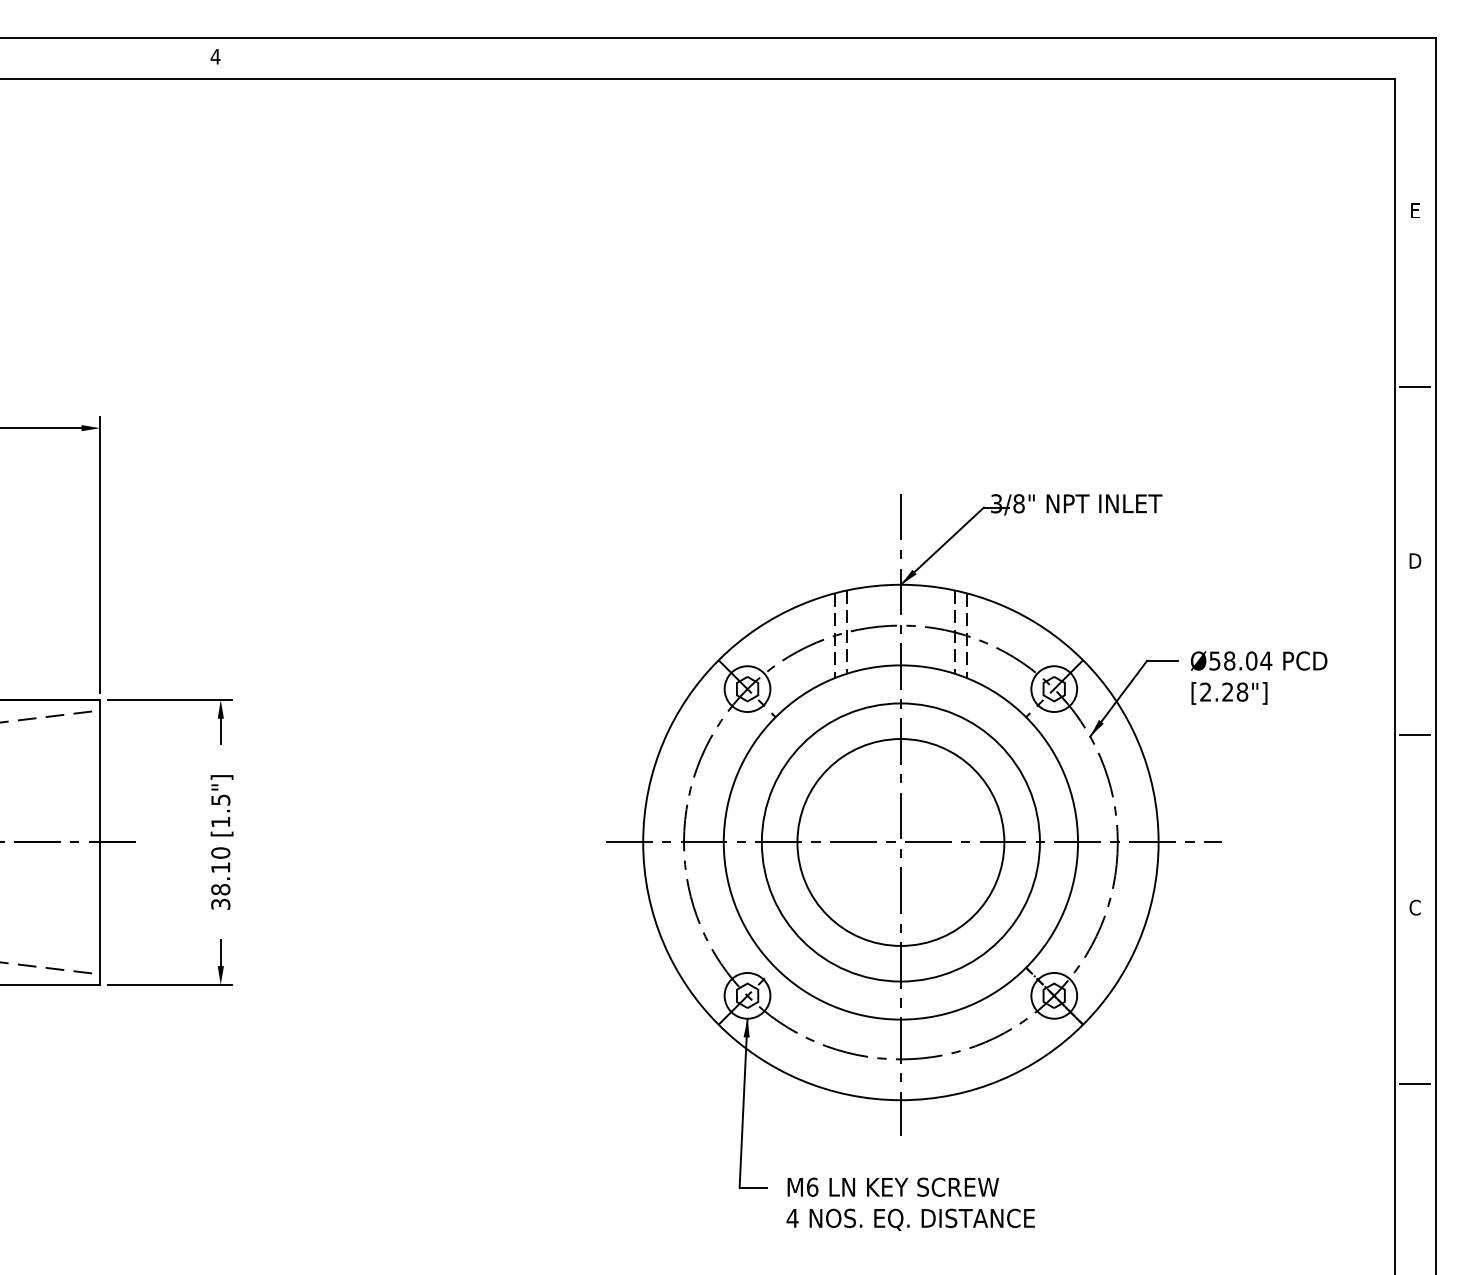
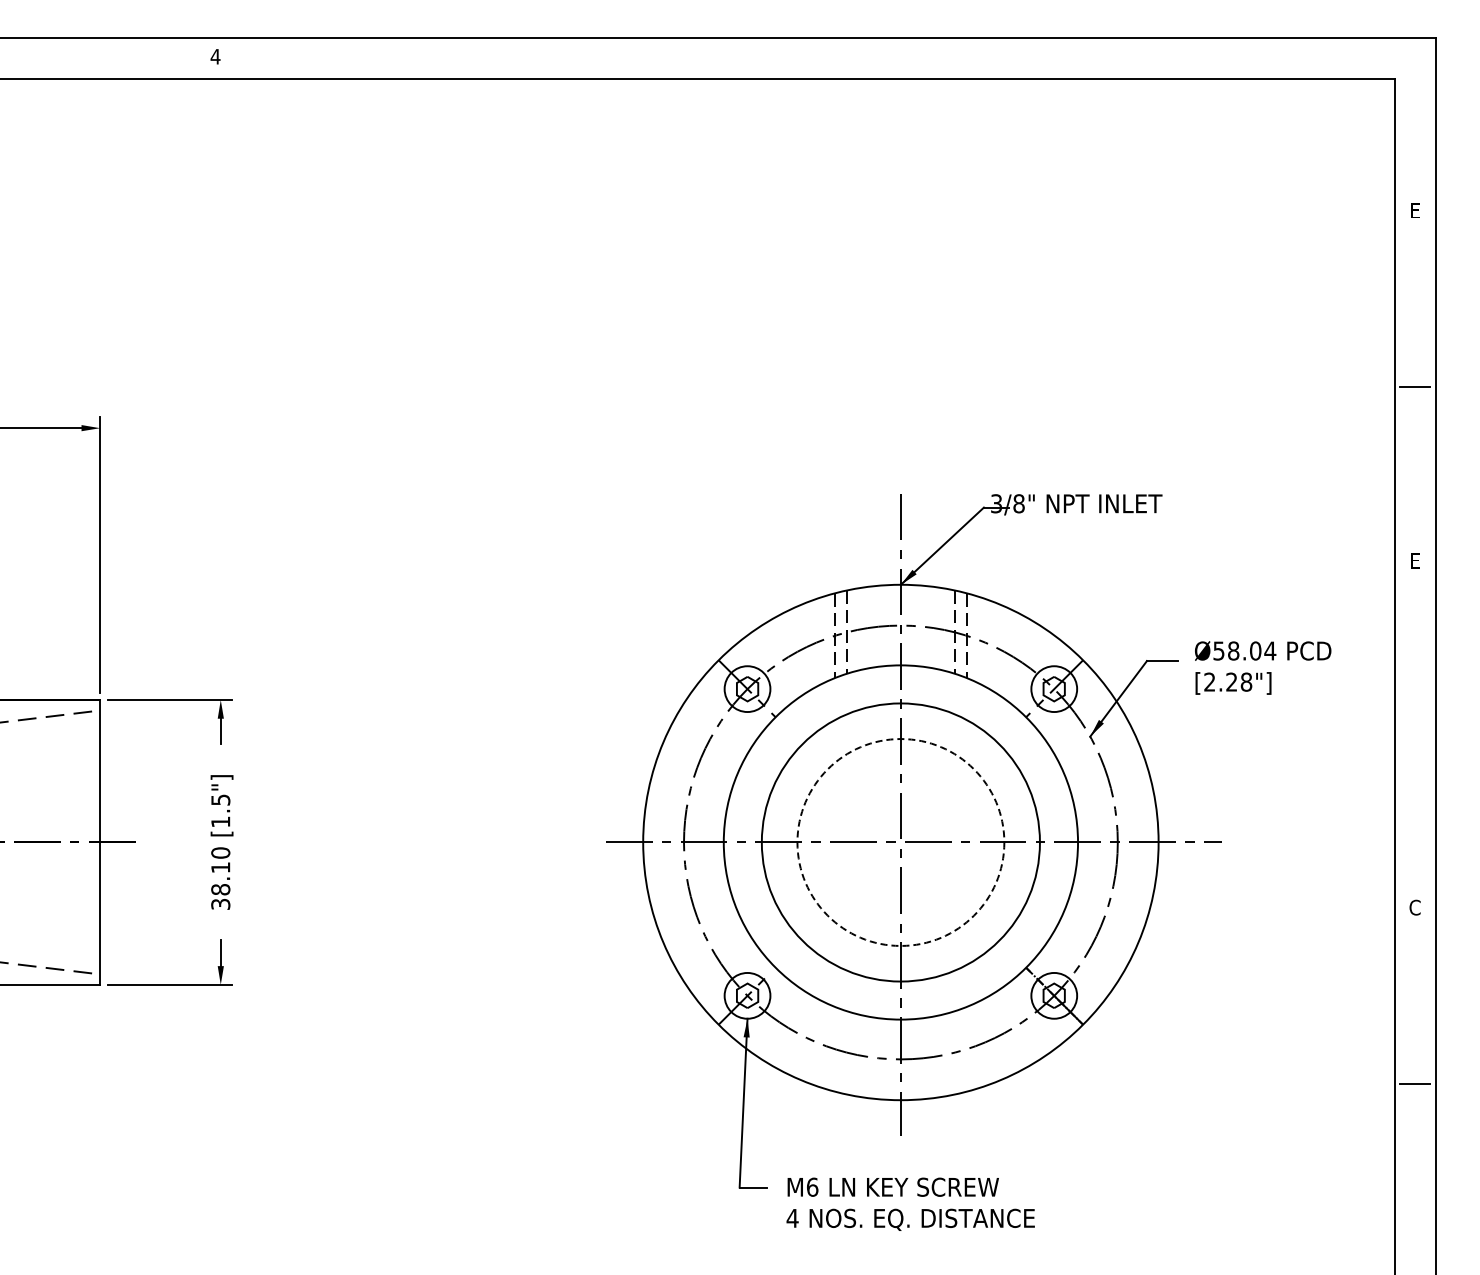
text: D -> E (1415, 560)
text position: (1259, 677) -> (1263, 667) (1263, 667)
line: present -> none (1414, 735)
circle: solid -> dashed (900, 842)
